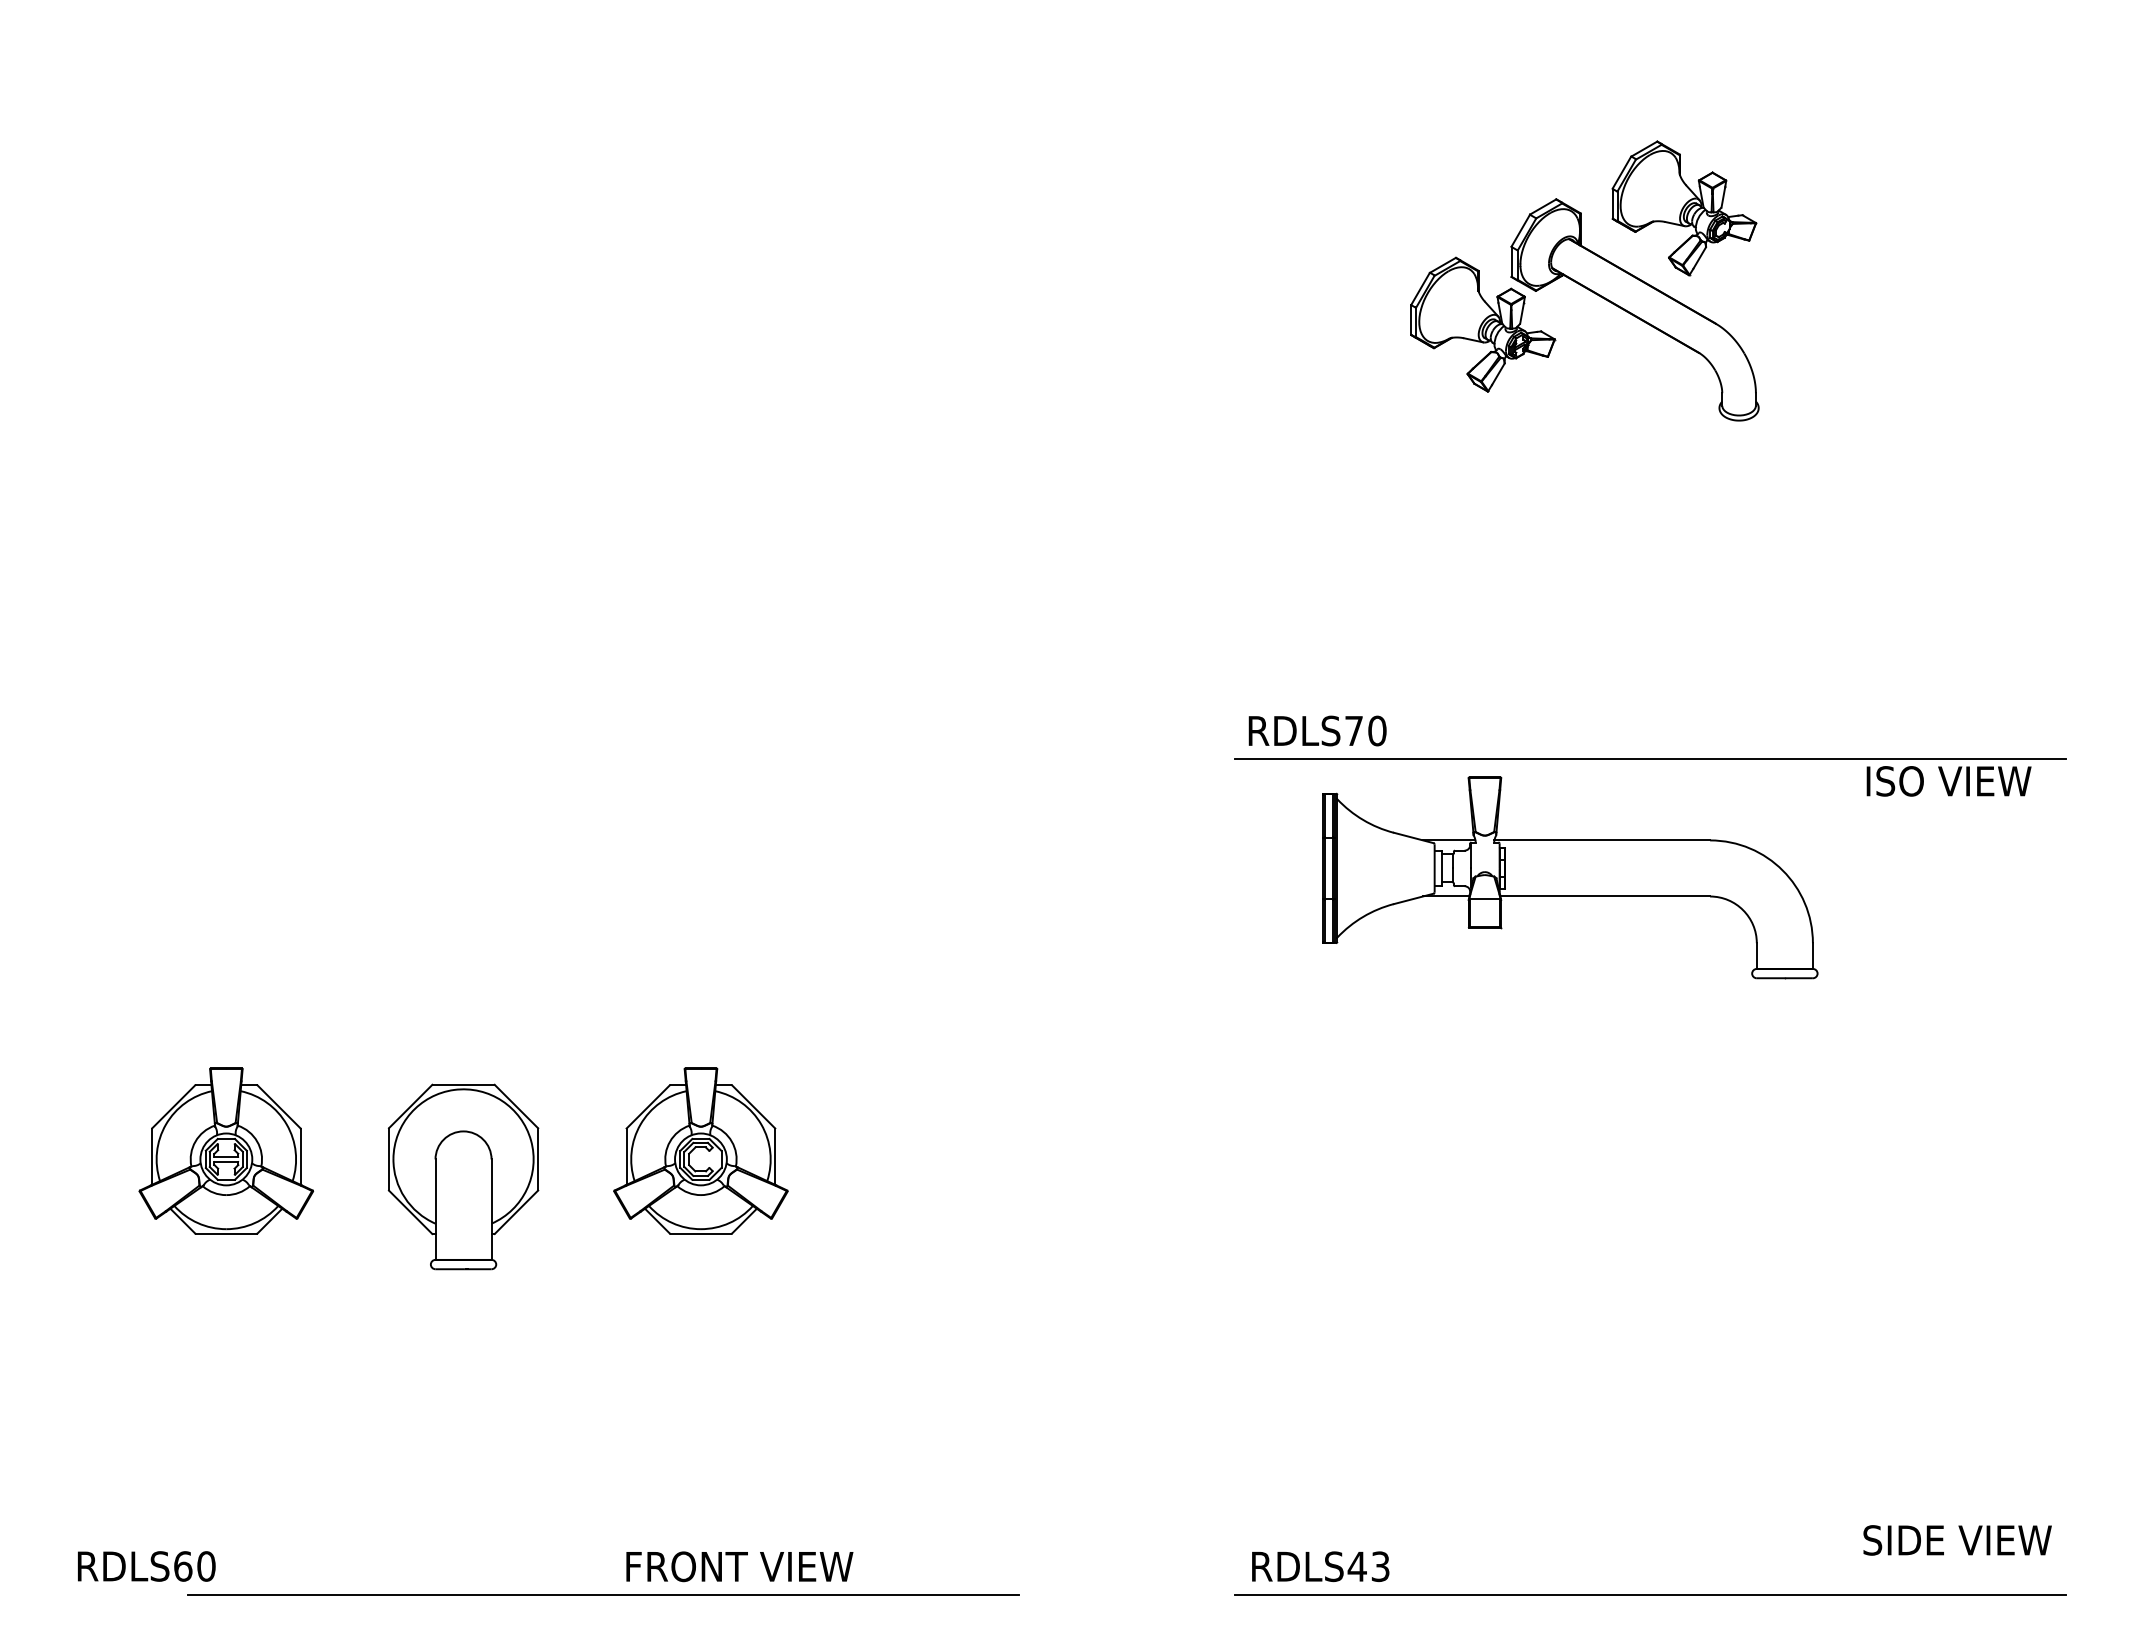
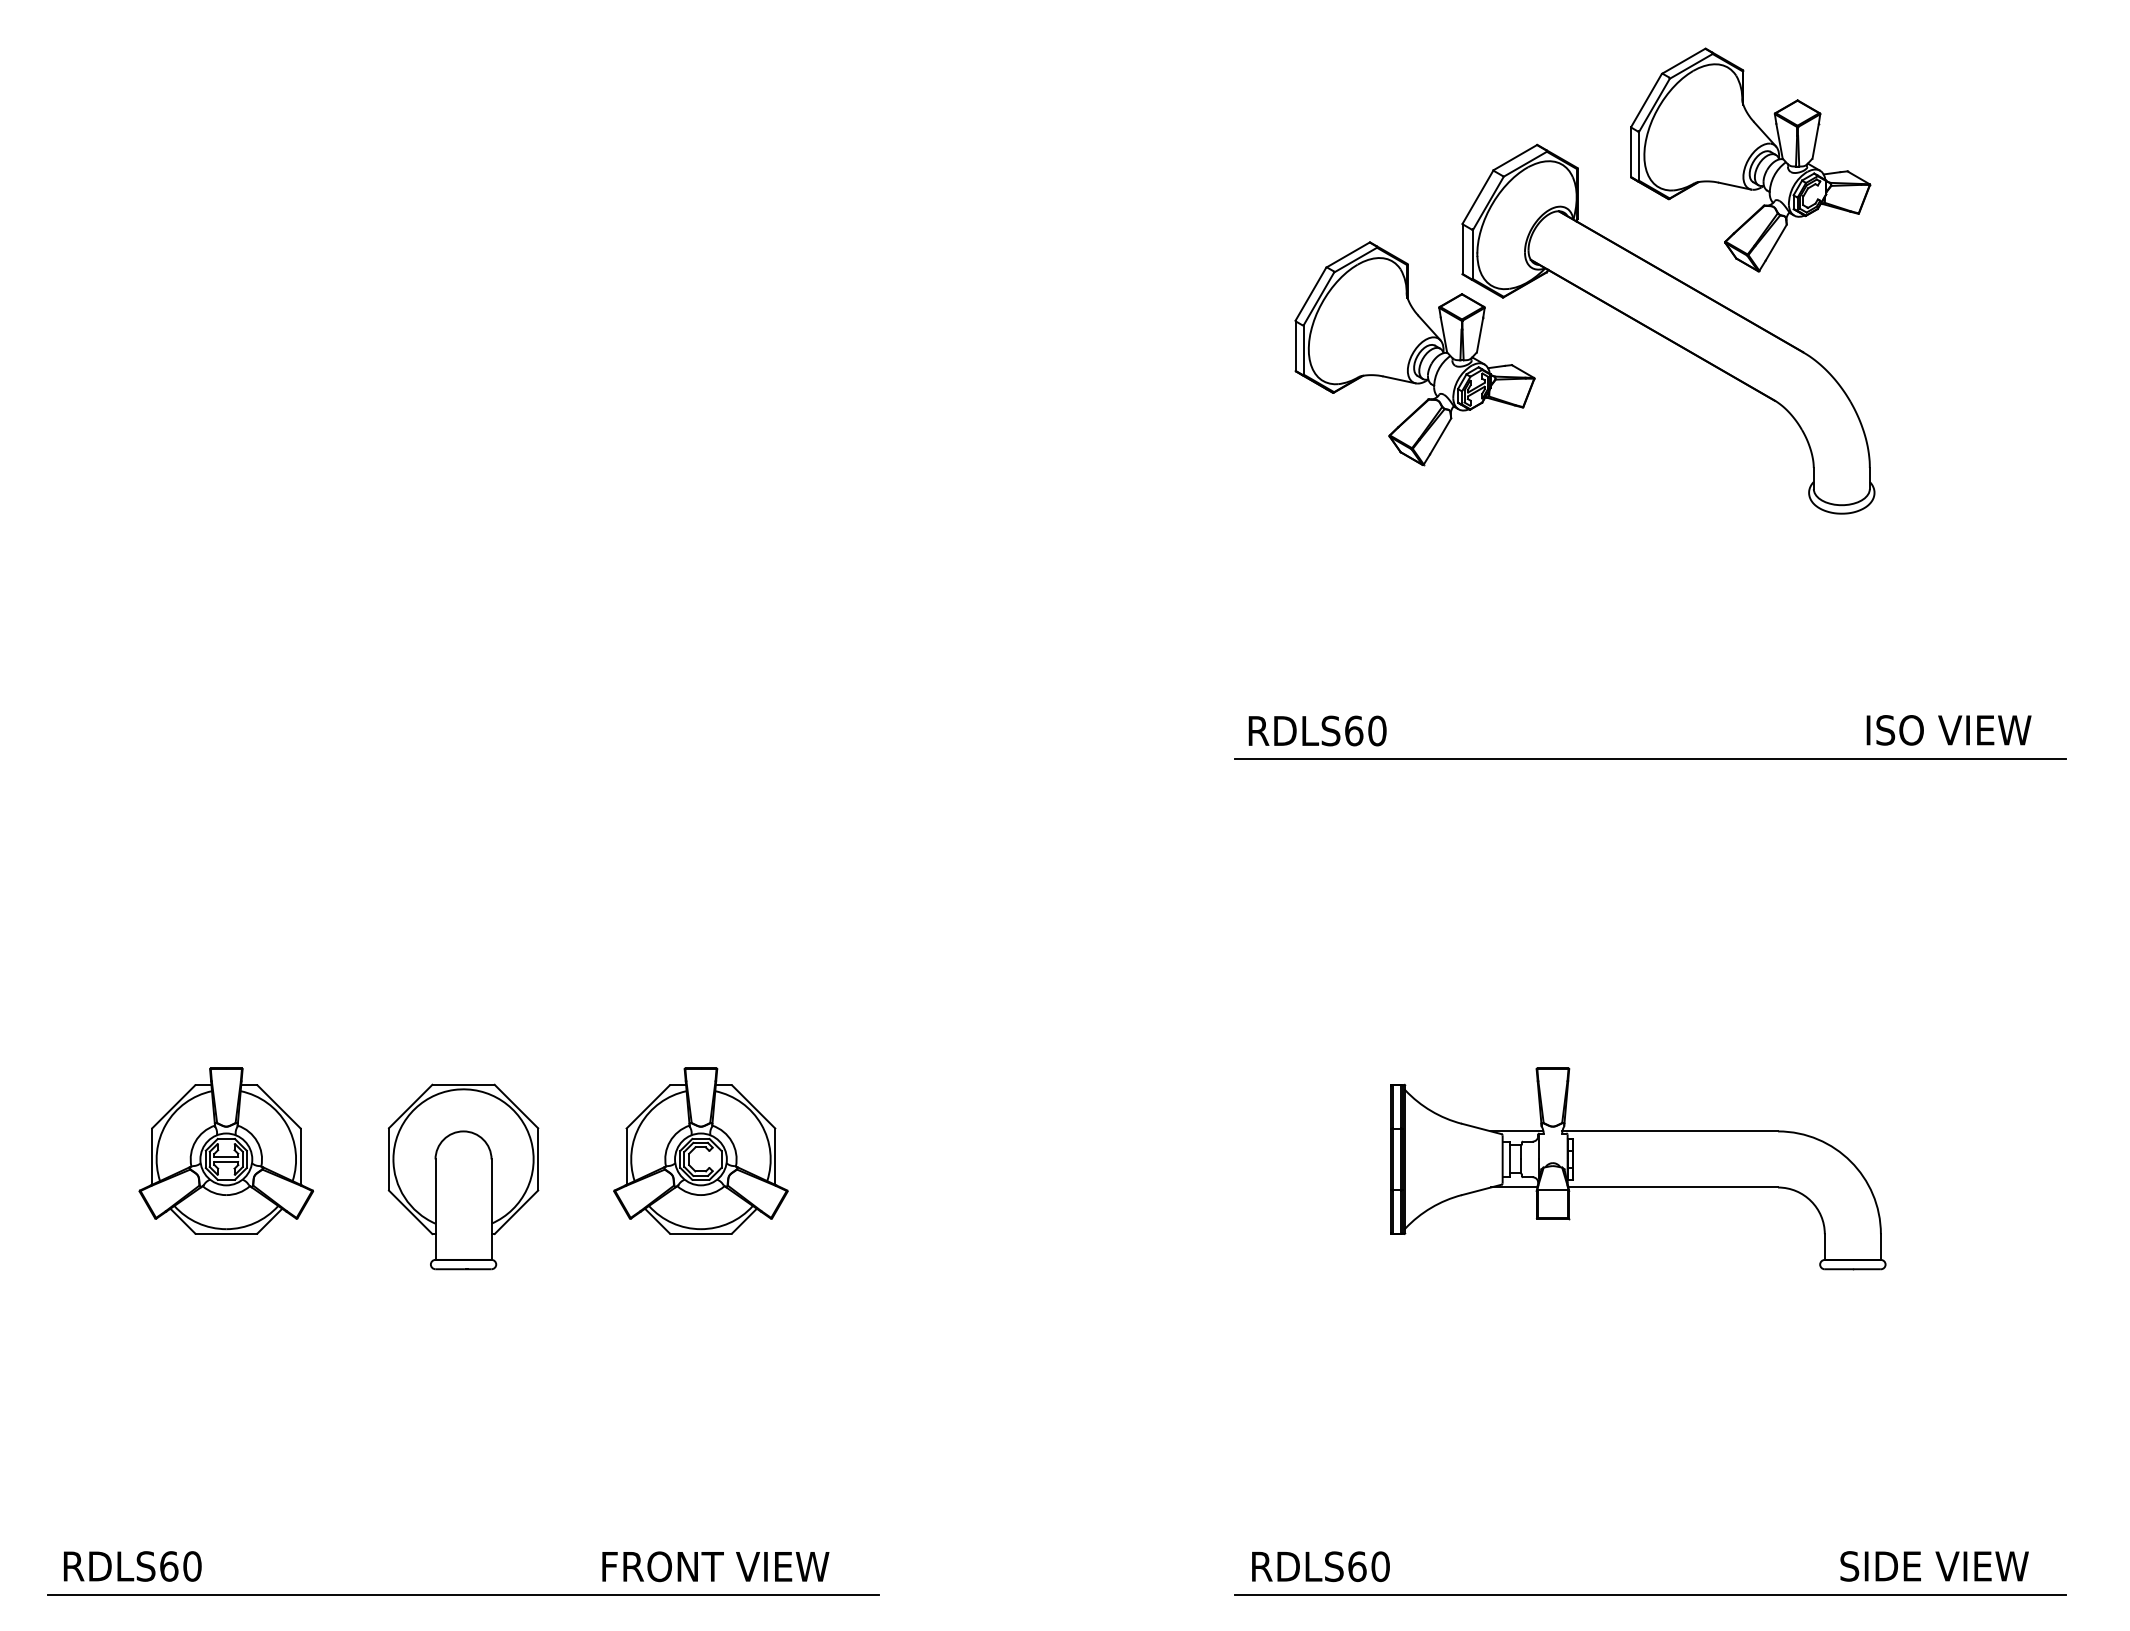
part size: 350x282 px -> 582x468 px (1584, 280)
text: RDLS70 -> RDLS60 (1354, 730)
text position: (1948, 781) -> (1948, 730) (1948, 730)
part position: (1570, 877) -> (1638, 1168) (1638, 1168)
text position: (1957, 1540) -> (1934, 1566) (1934, 1566)
text position: (146, 1566) -> (132, 1566) (132, 1566)
text position: (739, 1566) -> (715, 1566) (715, 1566)
text: RDLS43 -> RDLS60 (1368, 1566)
line position: (603, 1594) -> (463, 1594) (463, 1594)
